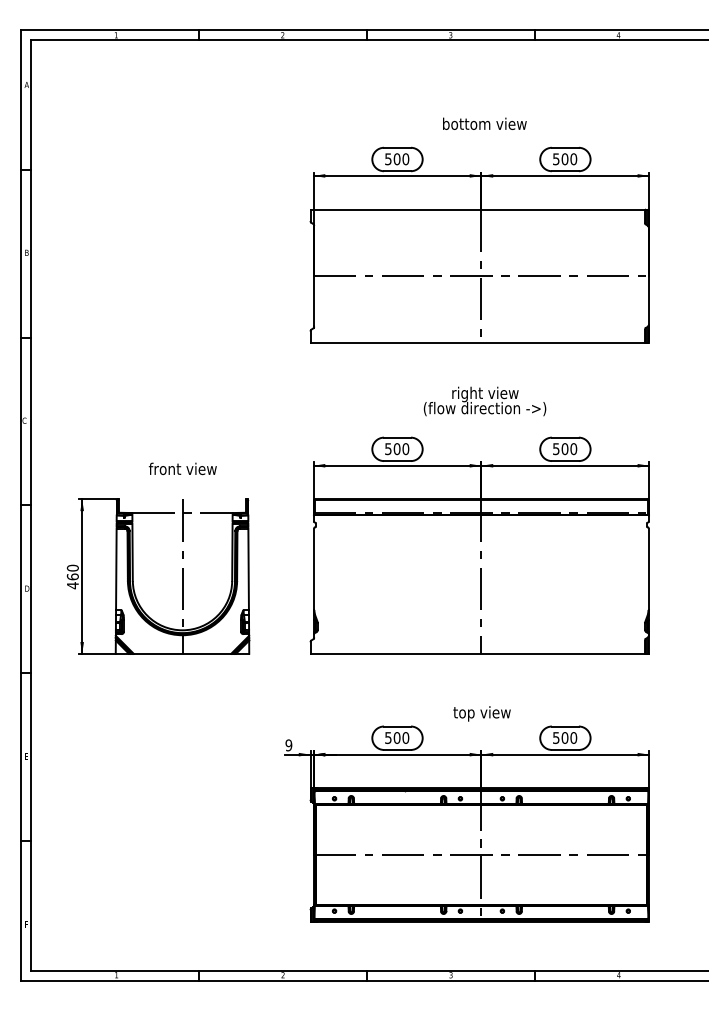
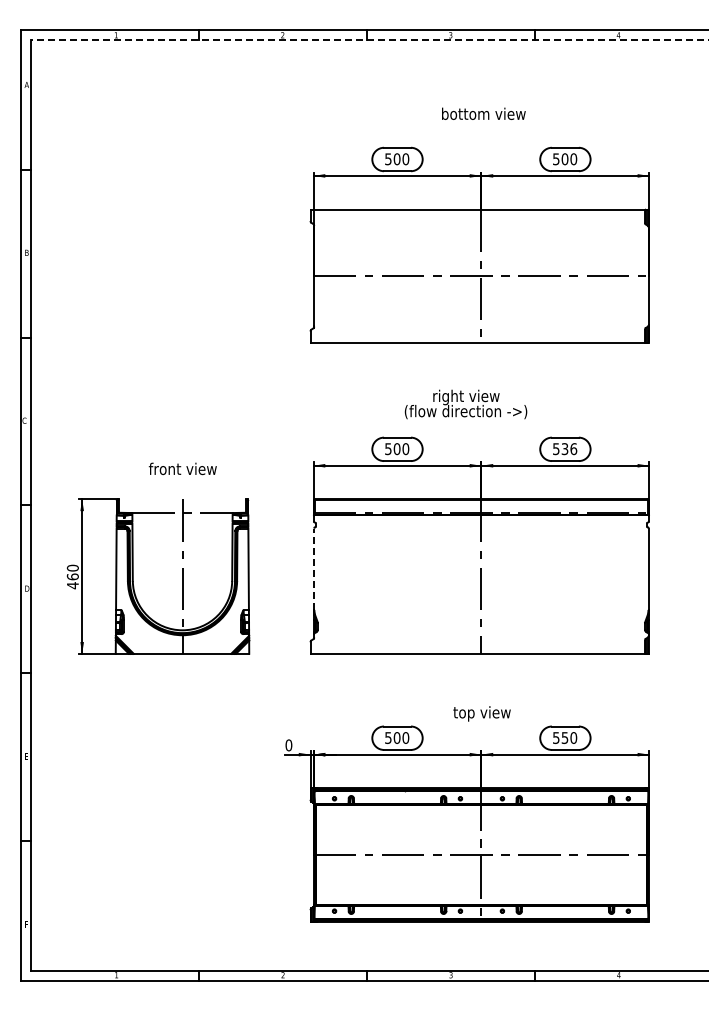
line: solid -> dashed (369, 40)
text position: (484, 123) -> (483, 113) (483, 113)
text position: (484, 401) -> (465, 404) (465, 404)
text: 500 -> 536 (569, 449)
line: solid -> dashed (314, 569)
text: 500 -> 550 (564, 737)
text: 9 -> 0 (288, 745)
